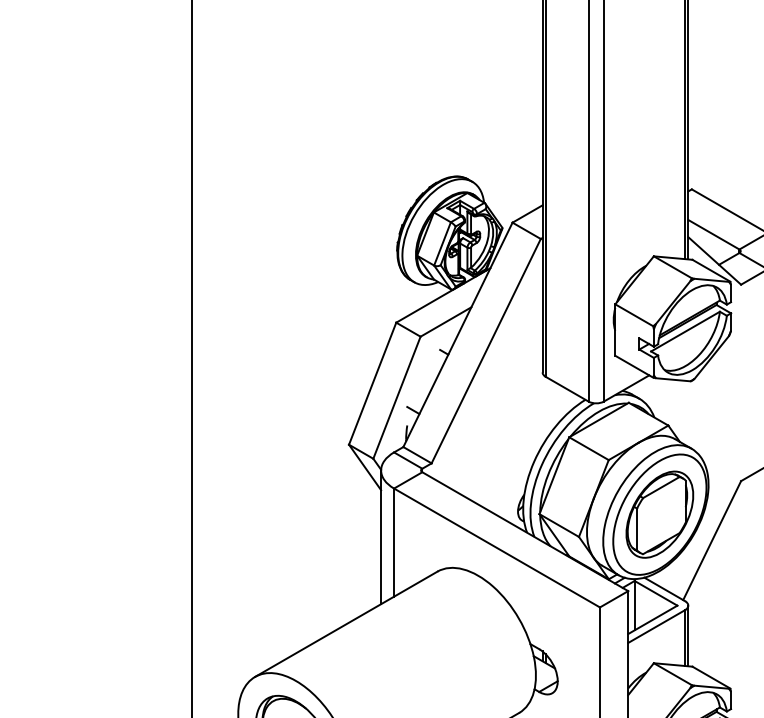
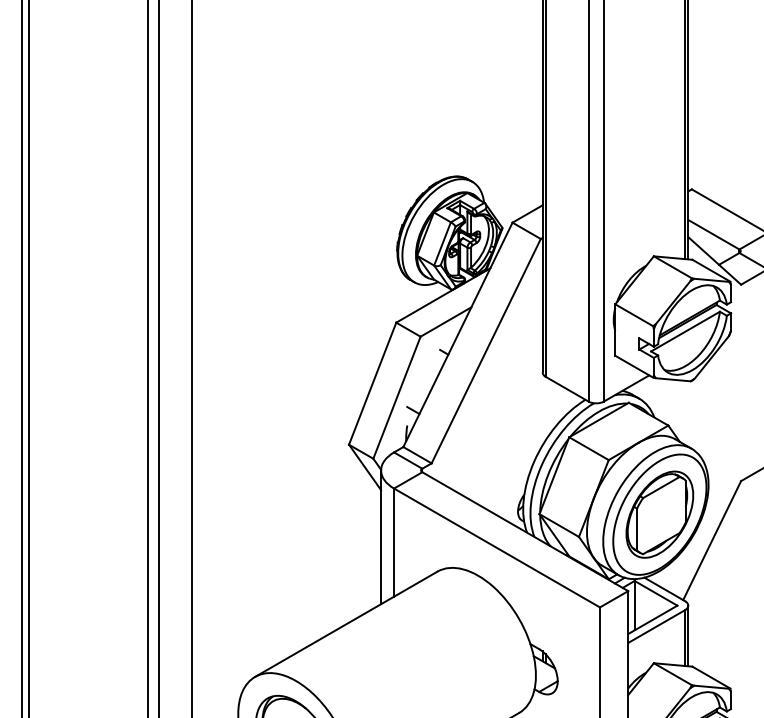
line: none -> present (22, 358)
line: none -> present (29, 358)
line: none -> present (147, 358)
line: none -> present (159, 358)
